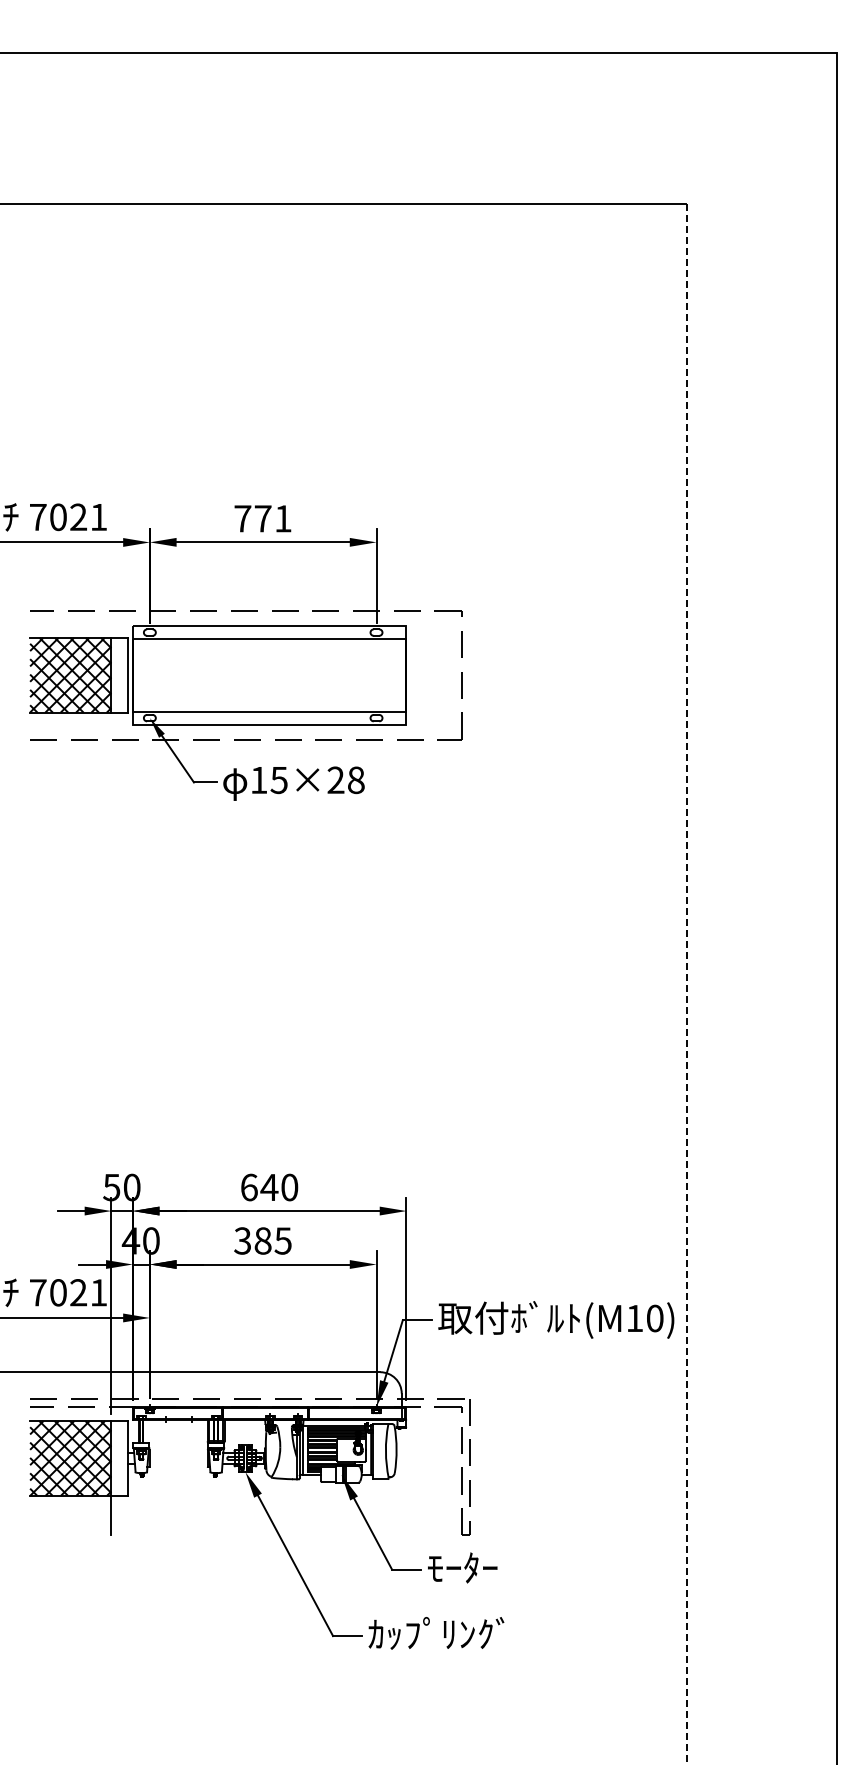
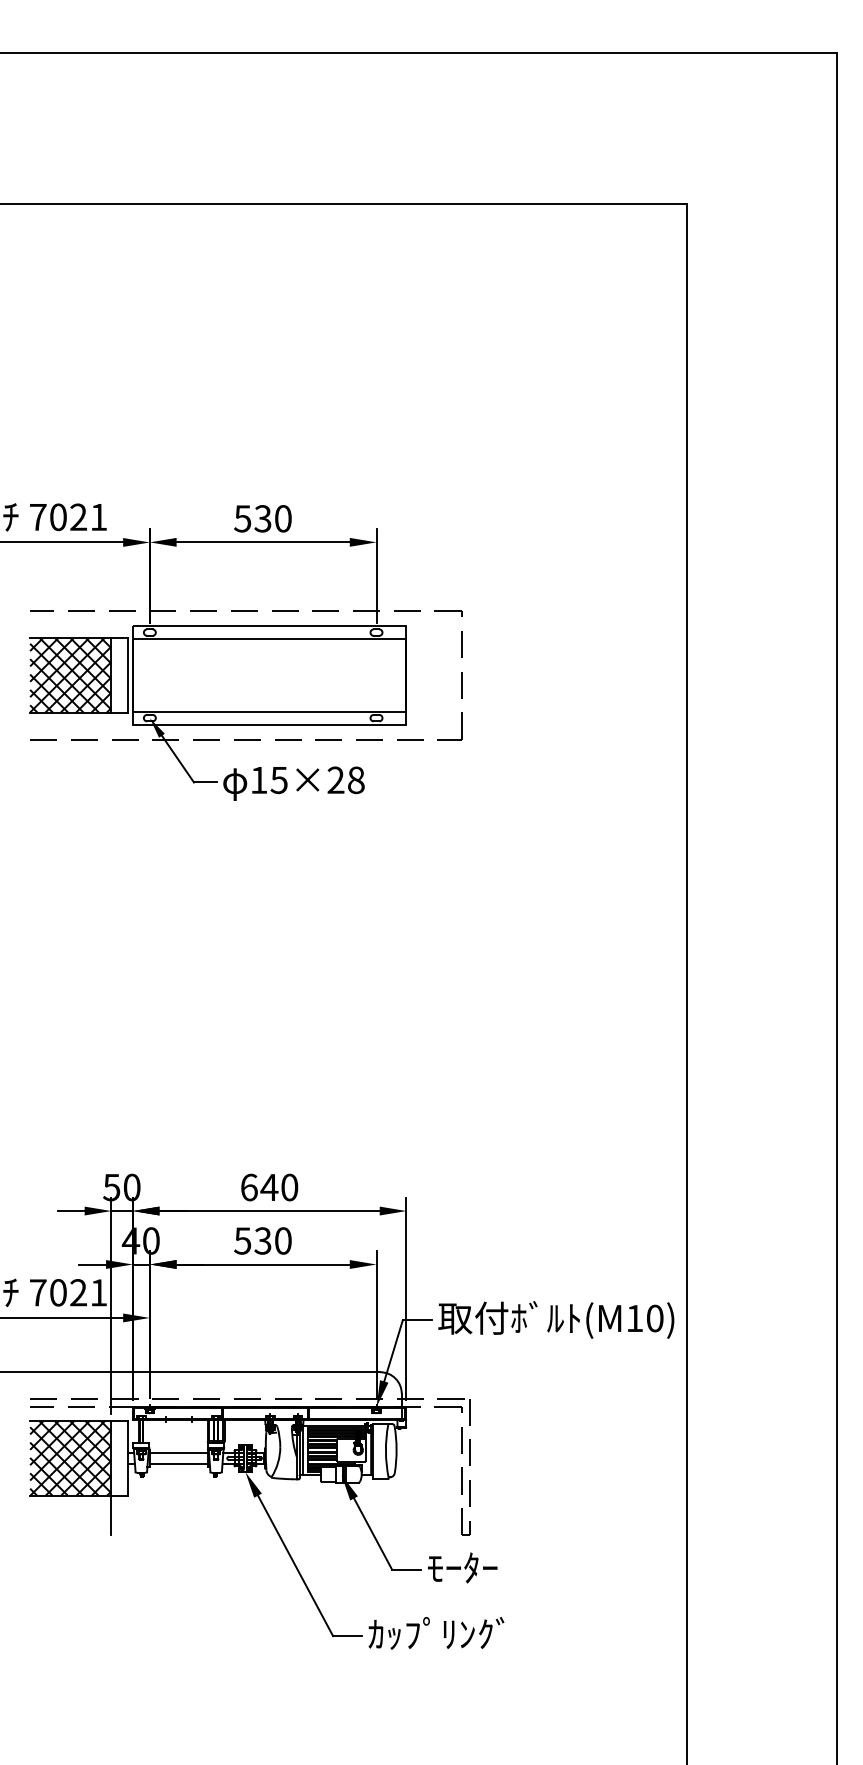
text: 771 -> 530 (262, 518)
line: dashed -> solid (686, 984)
text: 385 -> 530 (262, 1240)
line: none -> present (178, 1453)
line: none -> present (178, 1463)
